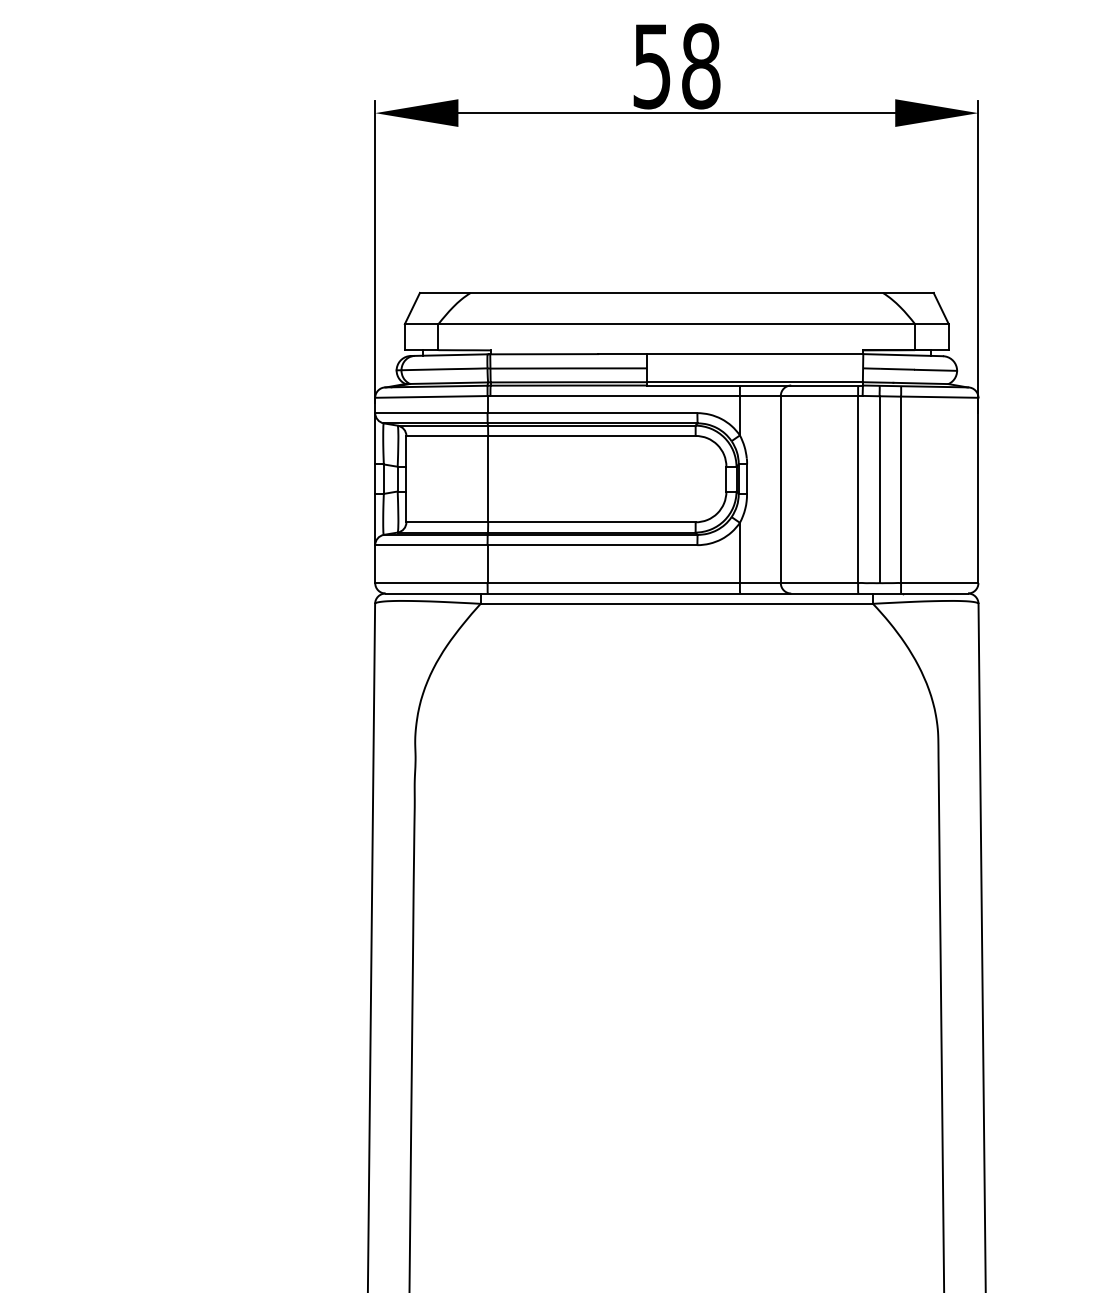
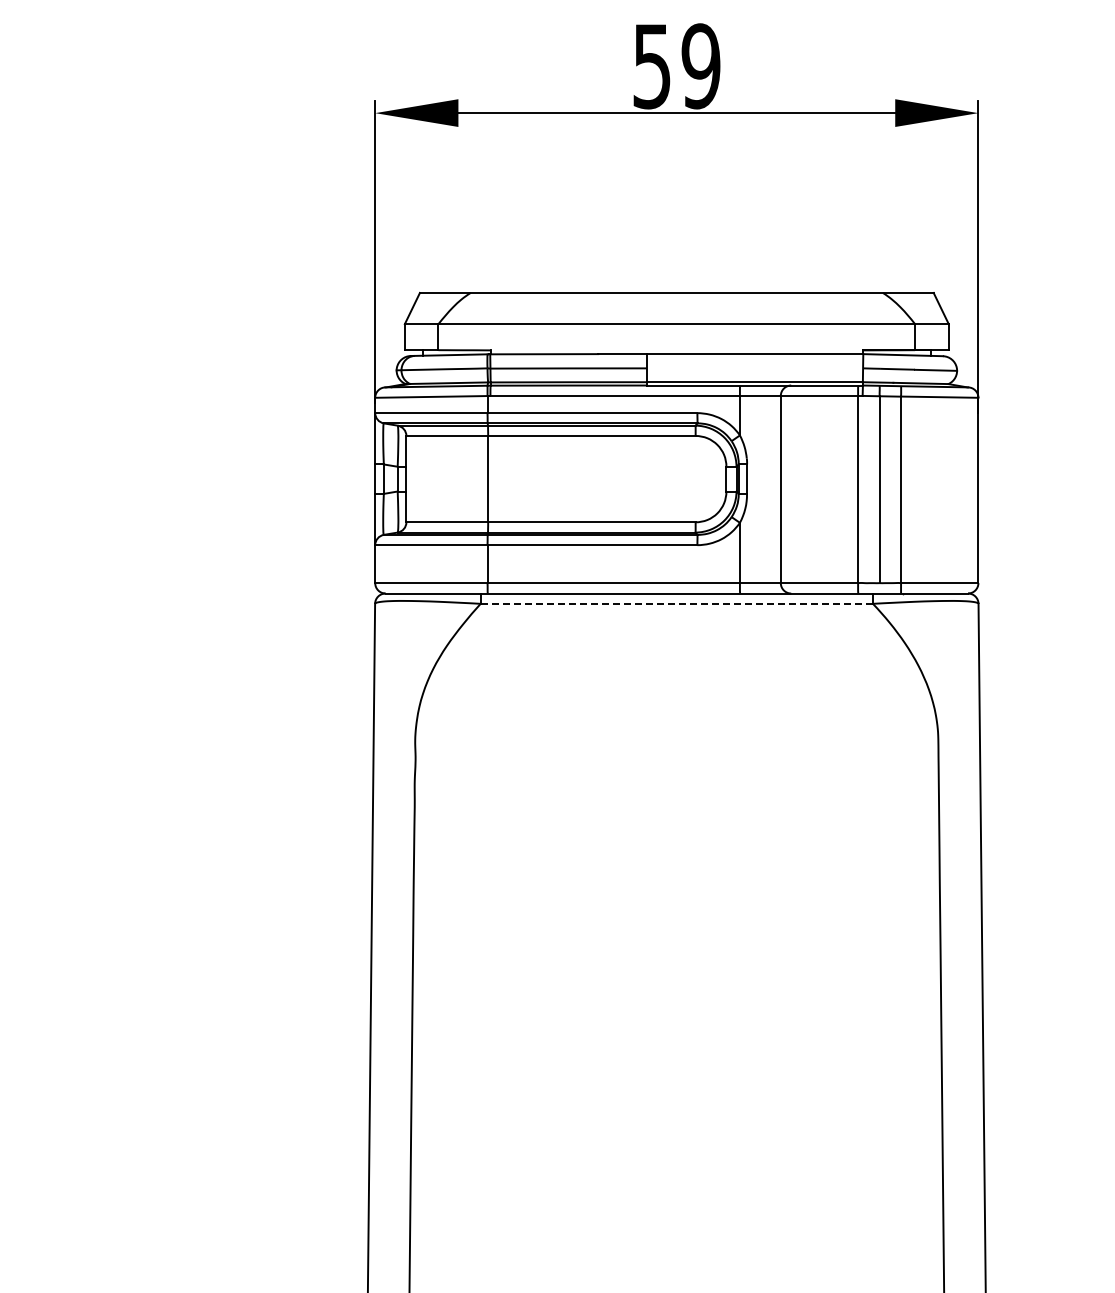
text: 58 -> 59 (700, 66)
line: solid -> dashed (677, 603)
